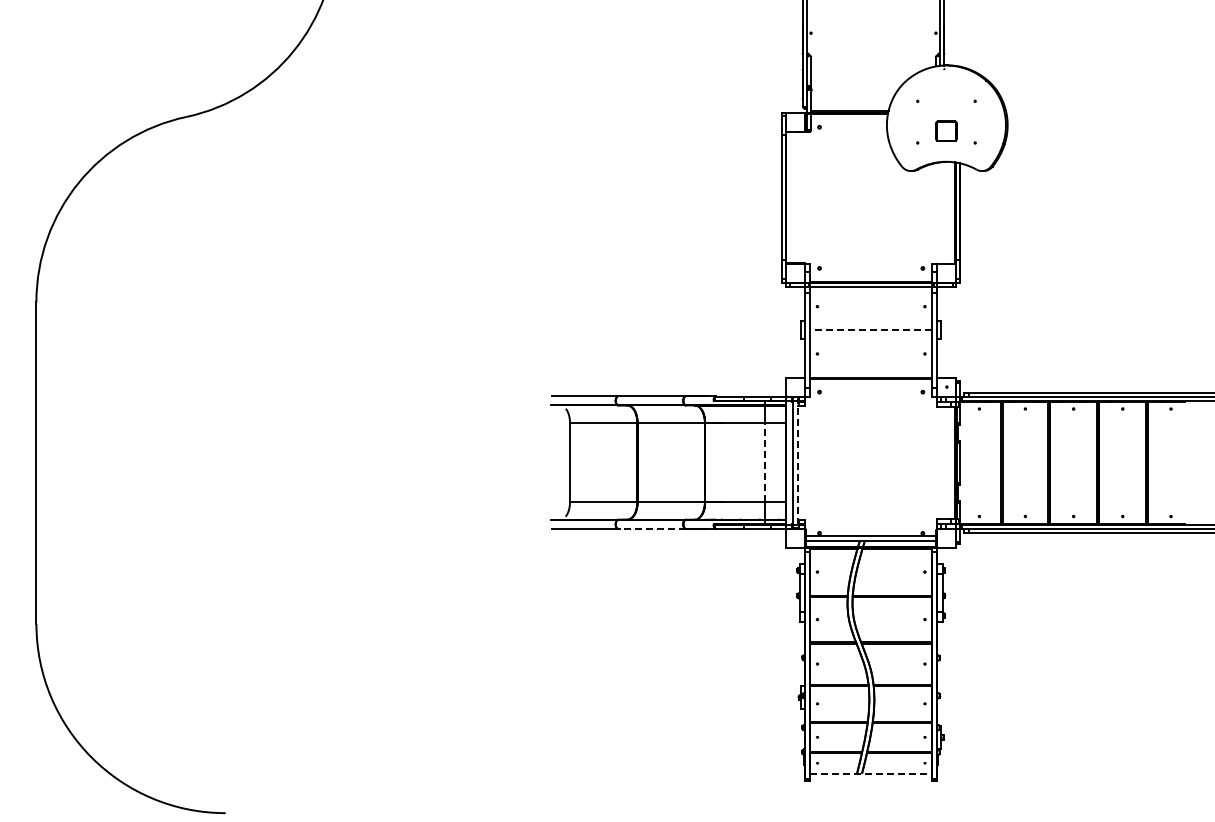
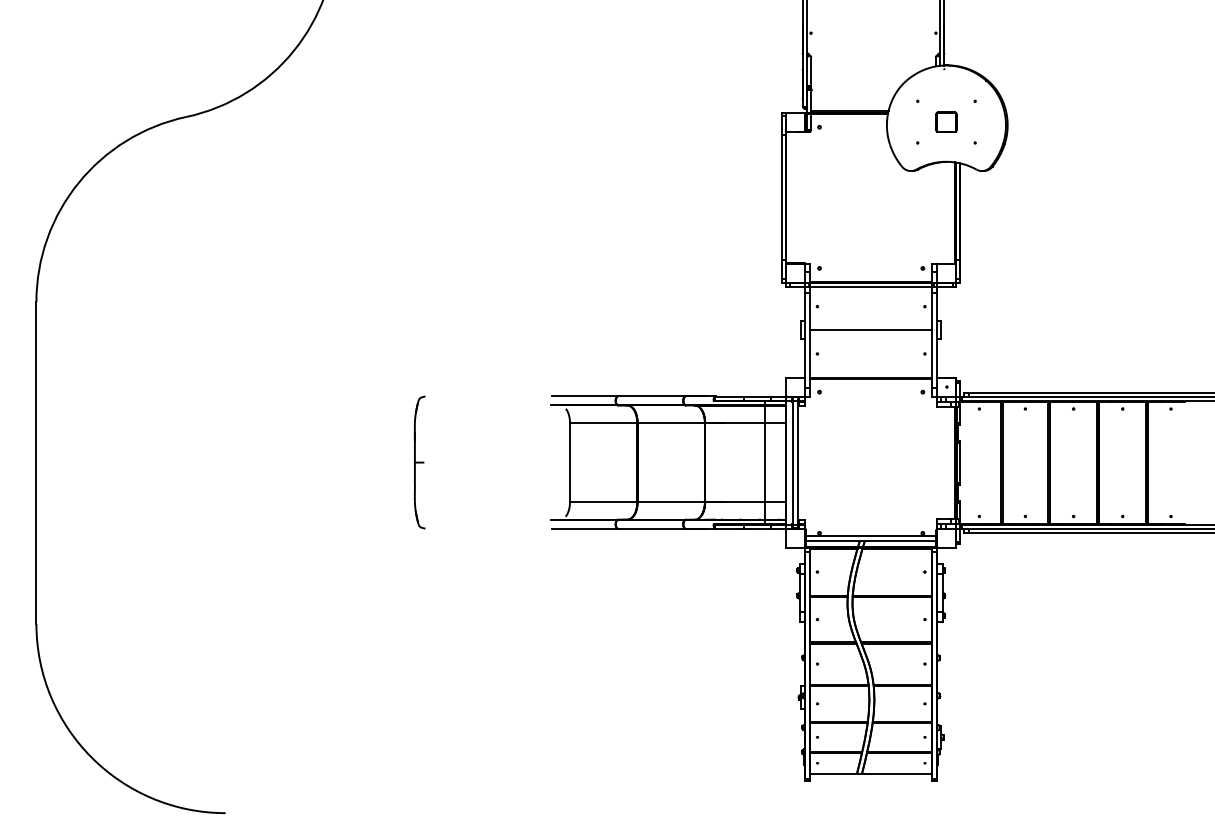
part position: (946, 130) -> (946, 121) (946, 121)
line: dashed -> solid (870, 330)
part: none -> present (419, 462)
line: dashed -> solid (765, 462)
line: dashed -> solid (798, 463)
line: dashed -> solid (652, 528)
line: dashed -> solid (871, 773)
